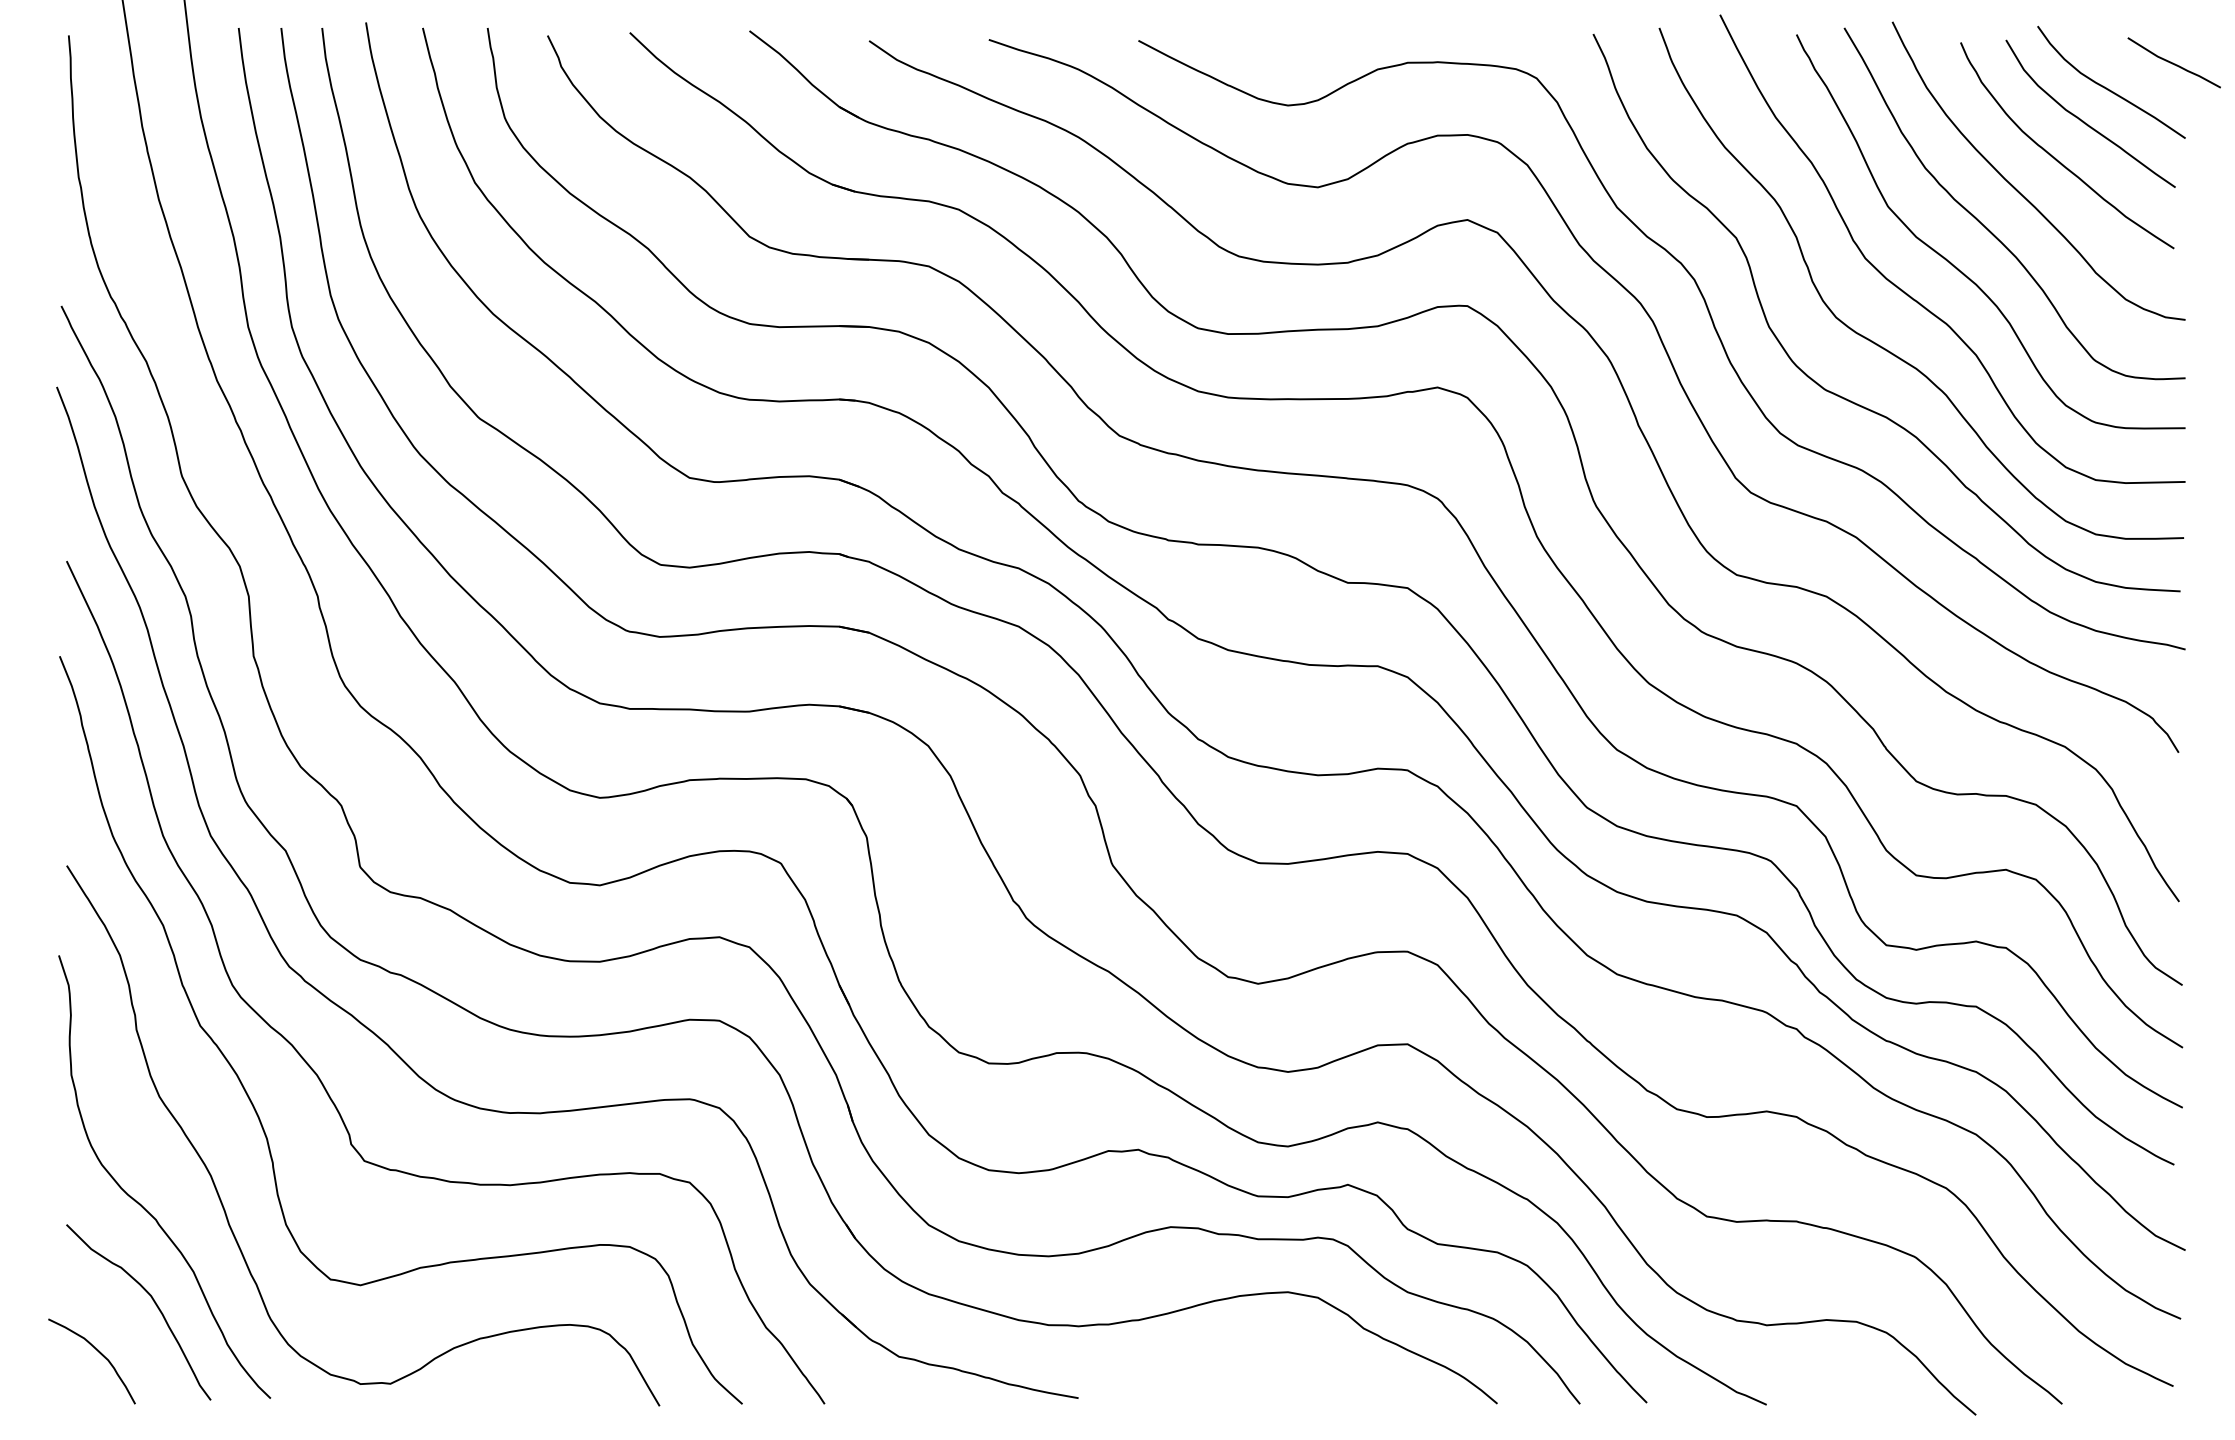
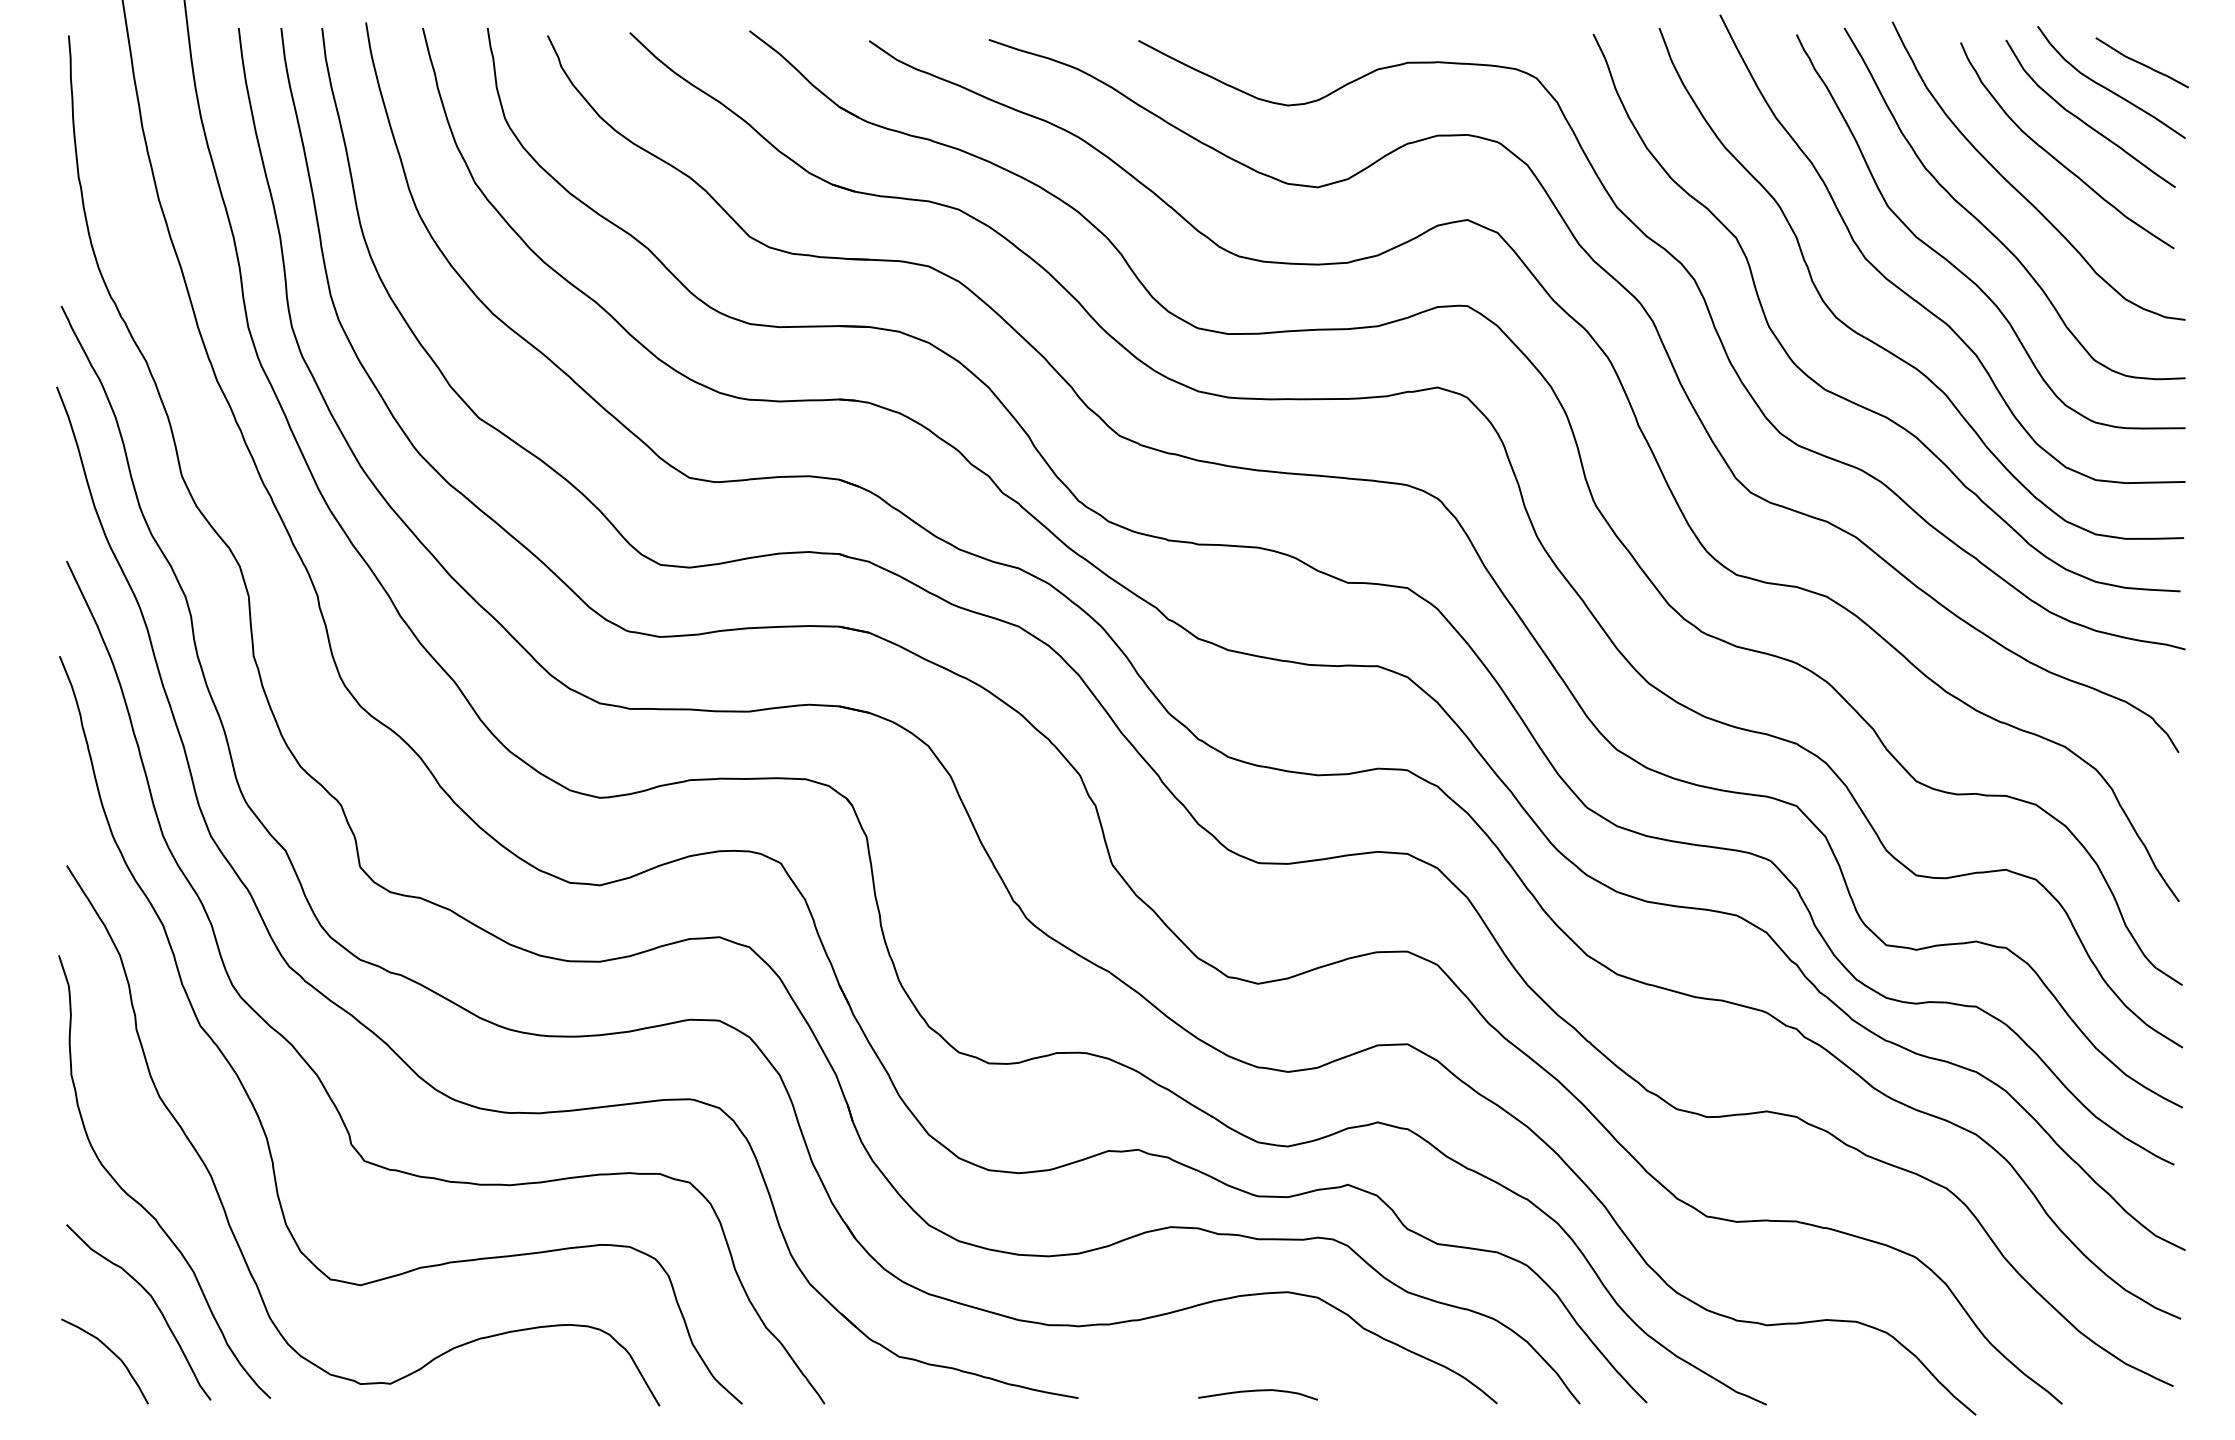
curve position: (2173, 62) -> (2141, 62) (2141, 62)
curve position: (99, 1353) -> (112, 1353) (112, 1353)
curve: none -> present (1257, 1391)
